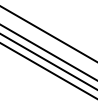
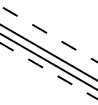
line: solid -> dashed (49, 34)
line: solid -> dashed (49, 71)
